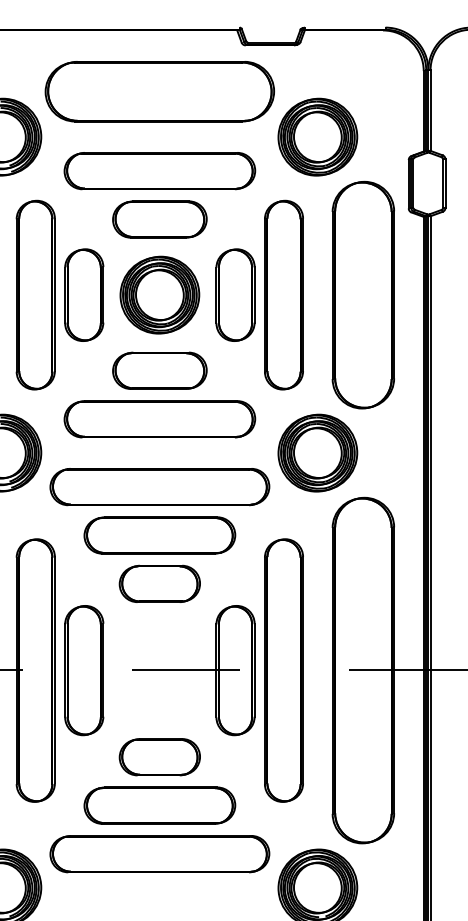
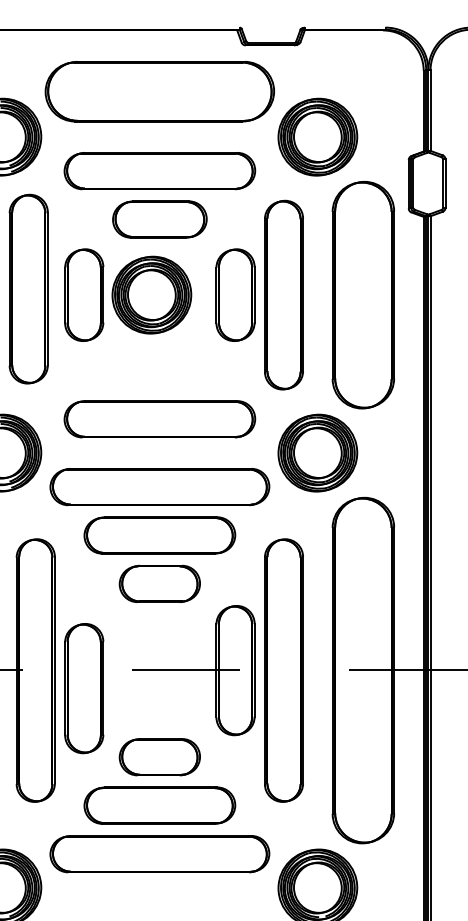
part position: (35, 294) -> (28, 288) (28, 288)
part position: (159, 294) -> (151, 294) (151, 294)
part: present -> none (159, 370)
part position: (84, 670) -> (84, 688) (84, 688)
